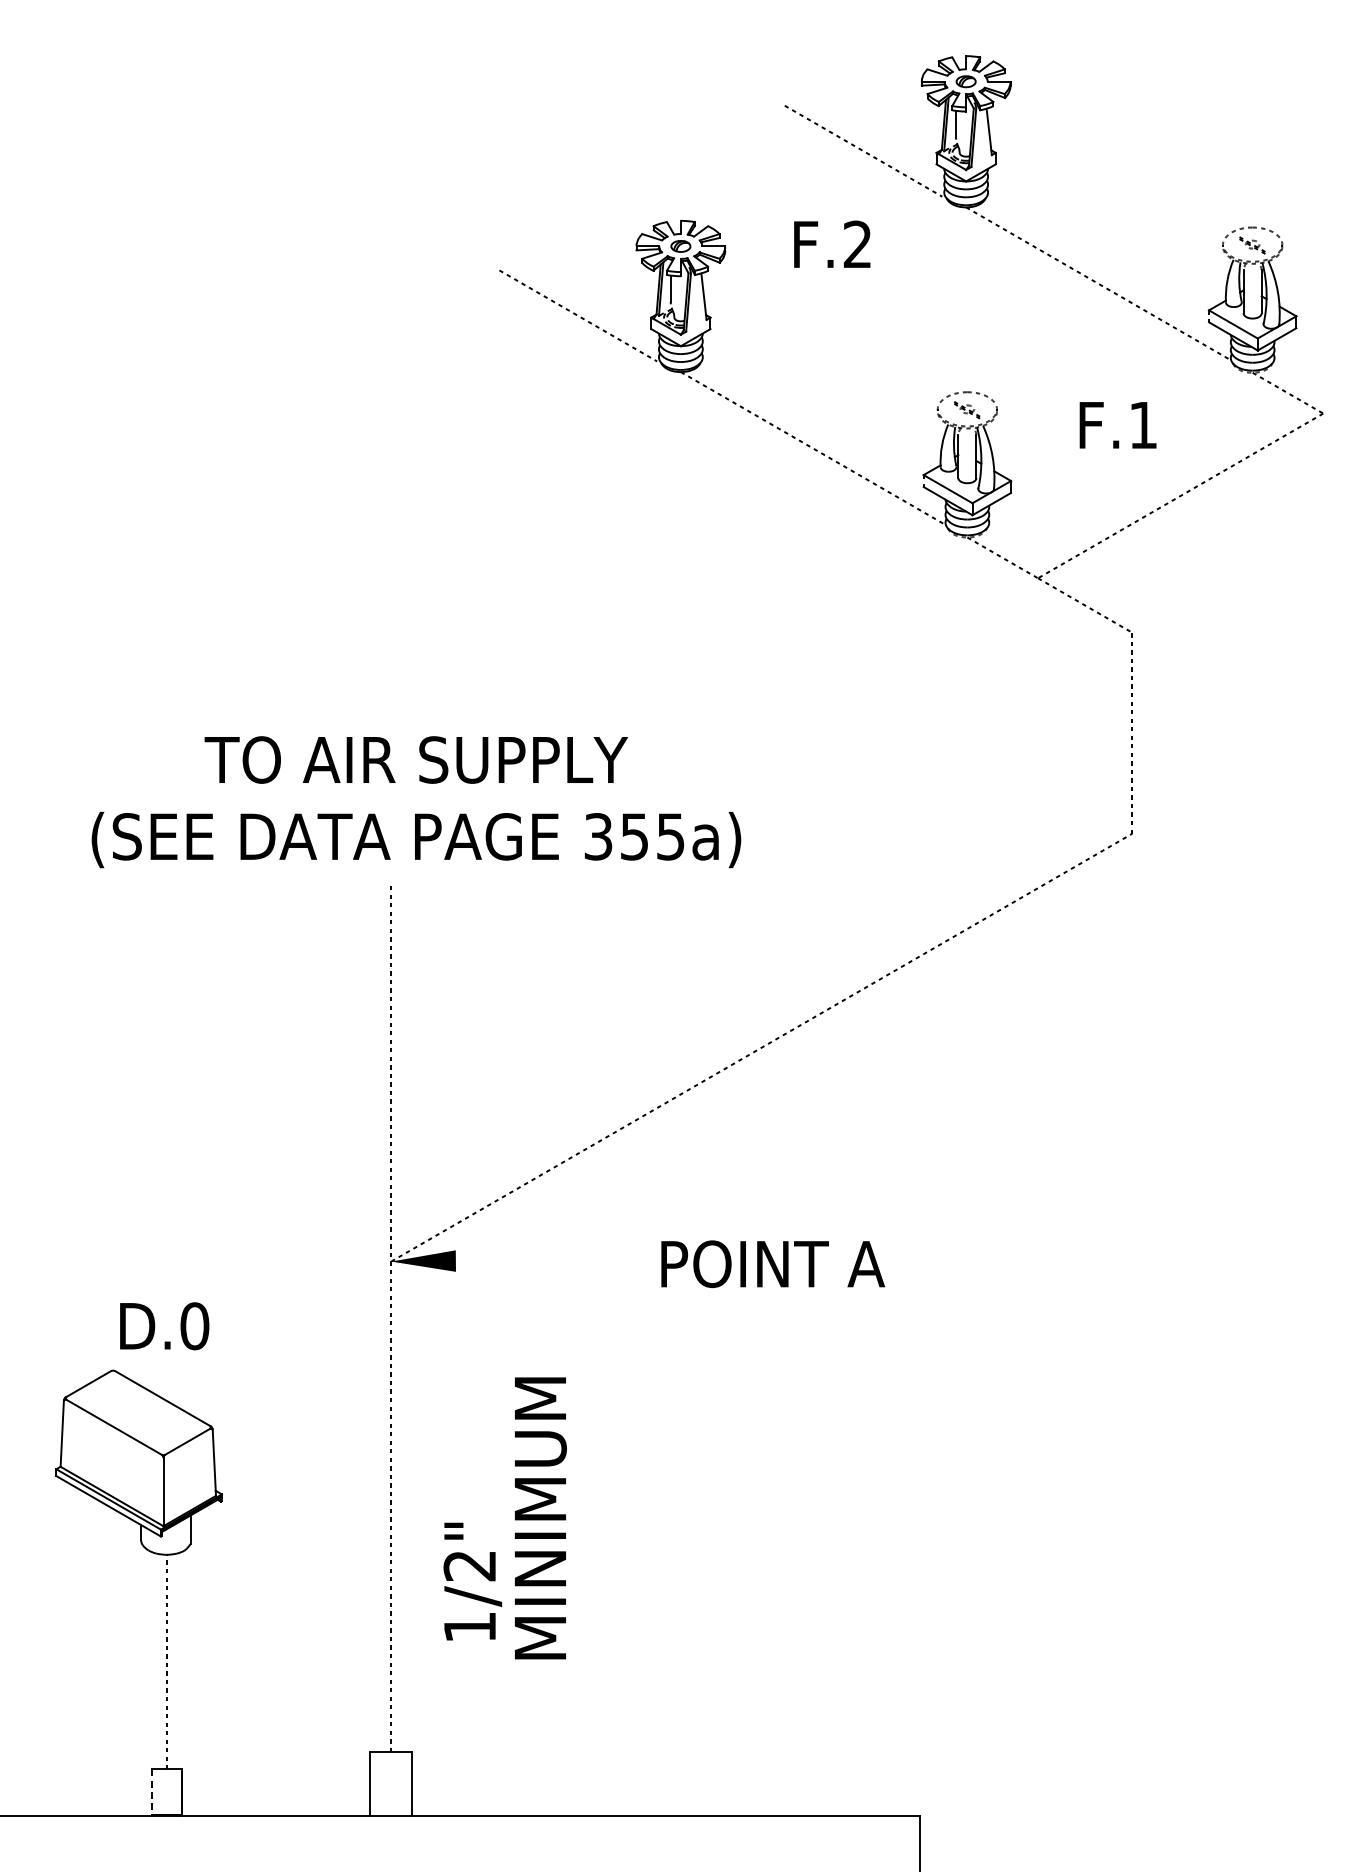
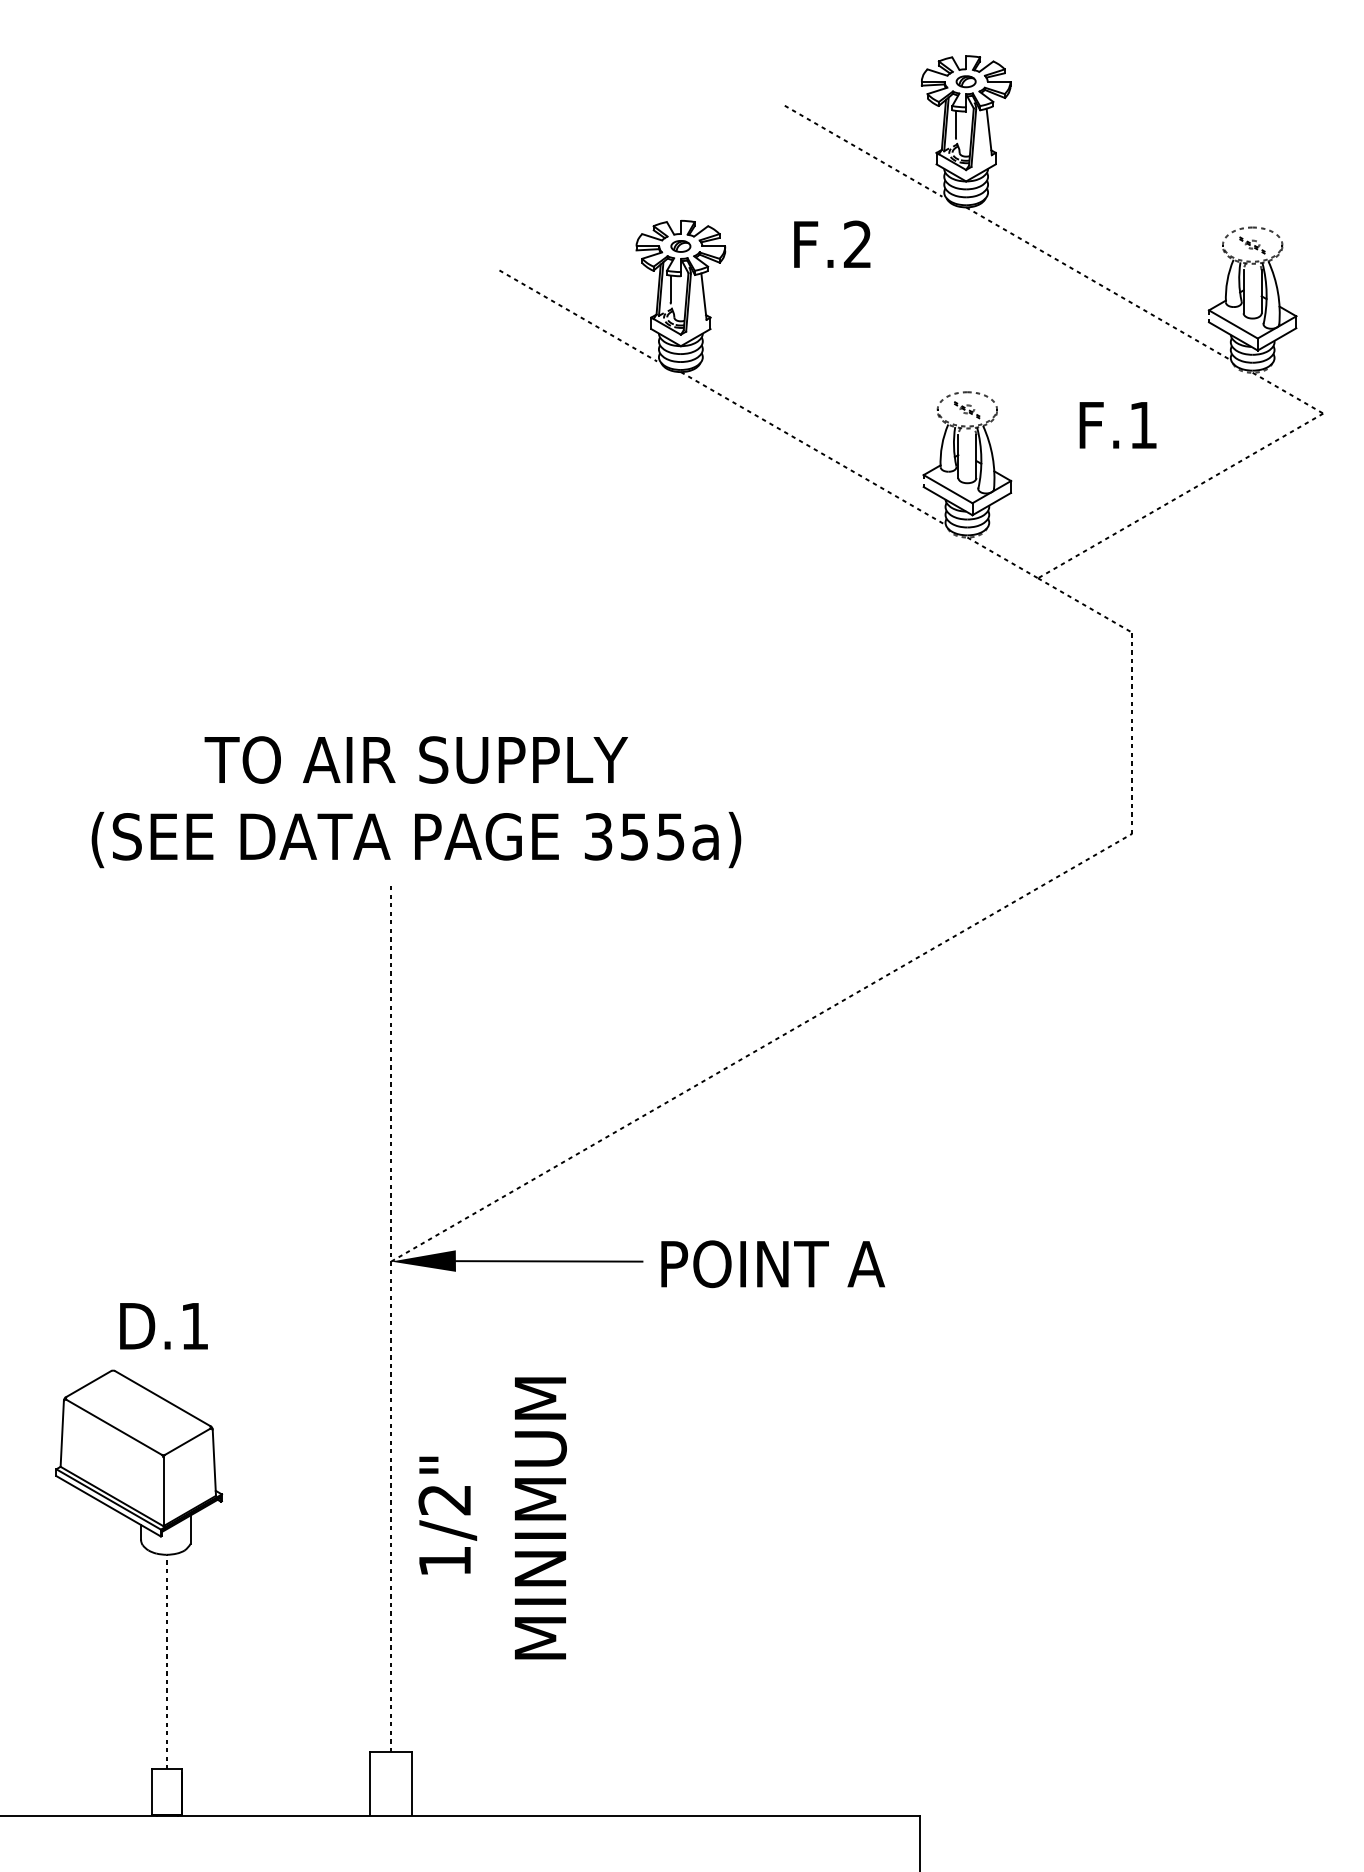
line: none -> present (549, 1261)
text: D.0 -> D.1 (194, 1326)
text position: (472, 1581) -> (447, 1515) (447, 1515)
line: dashed -> solid (151, 1792)
